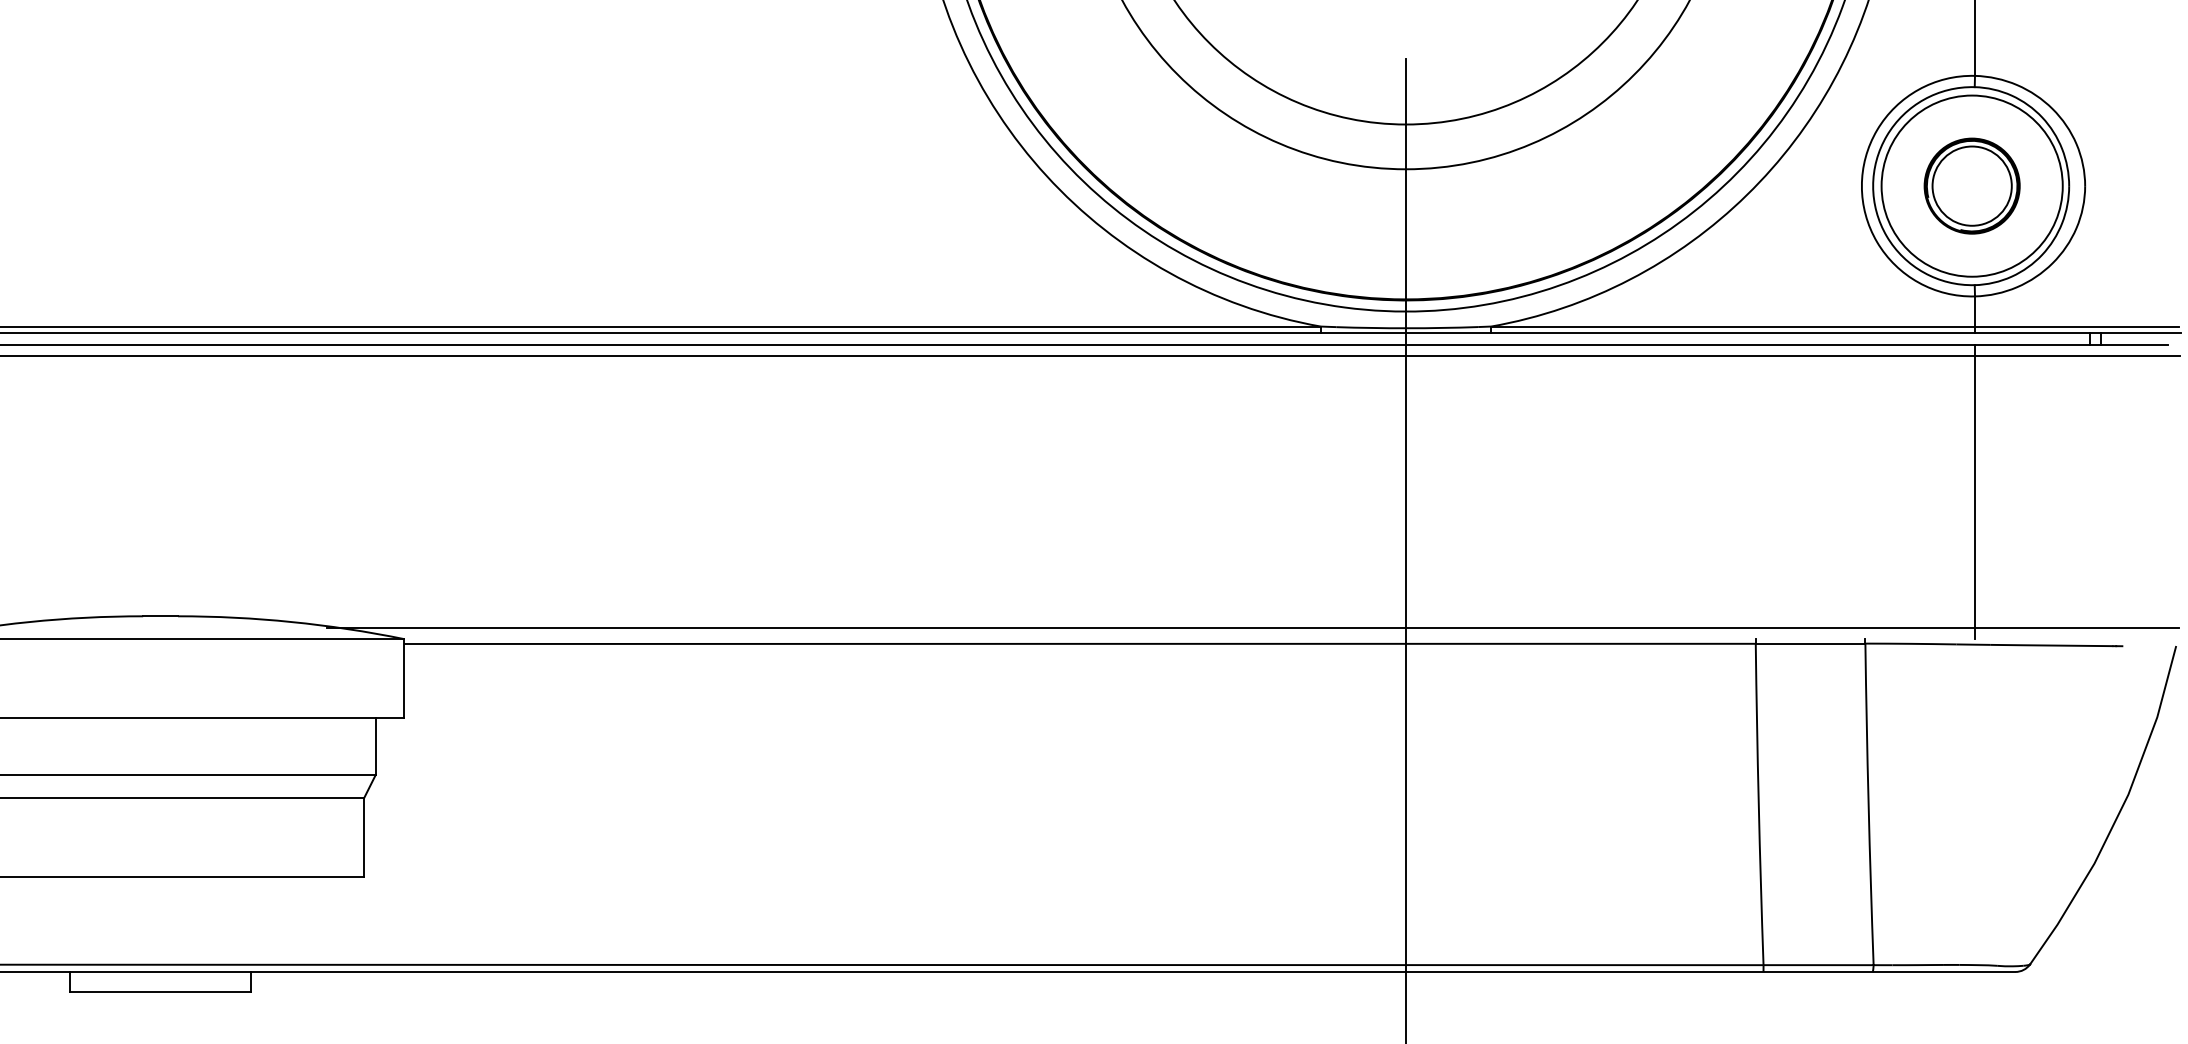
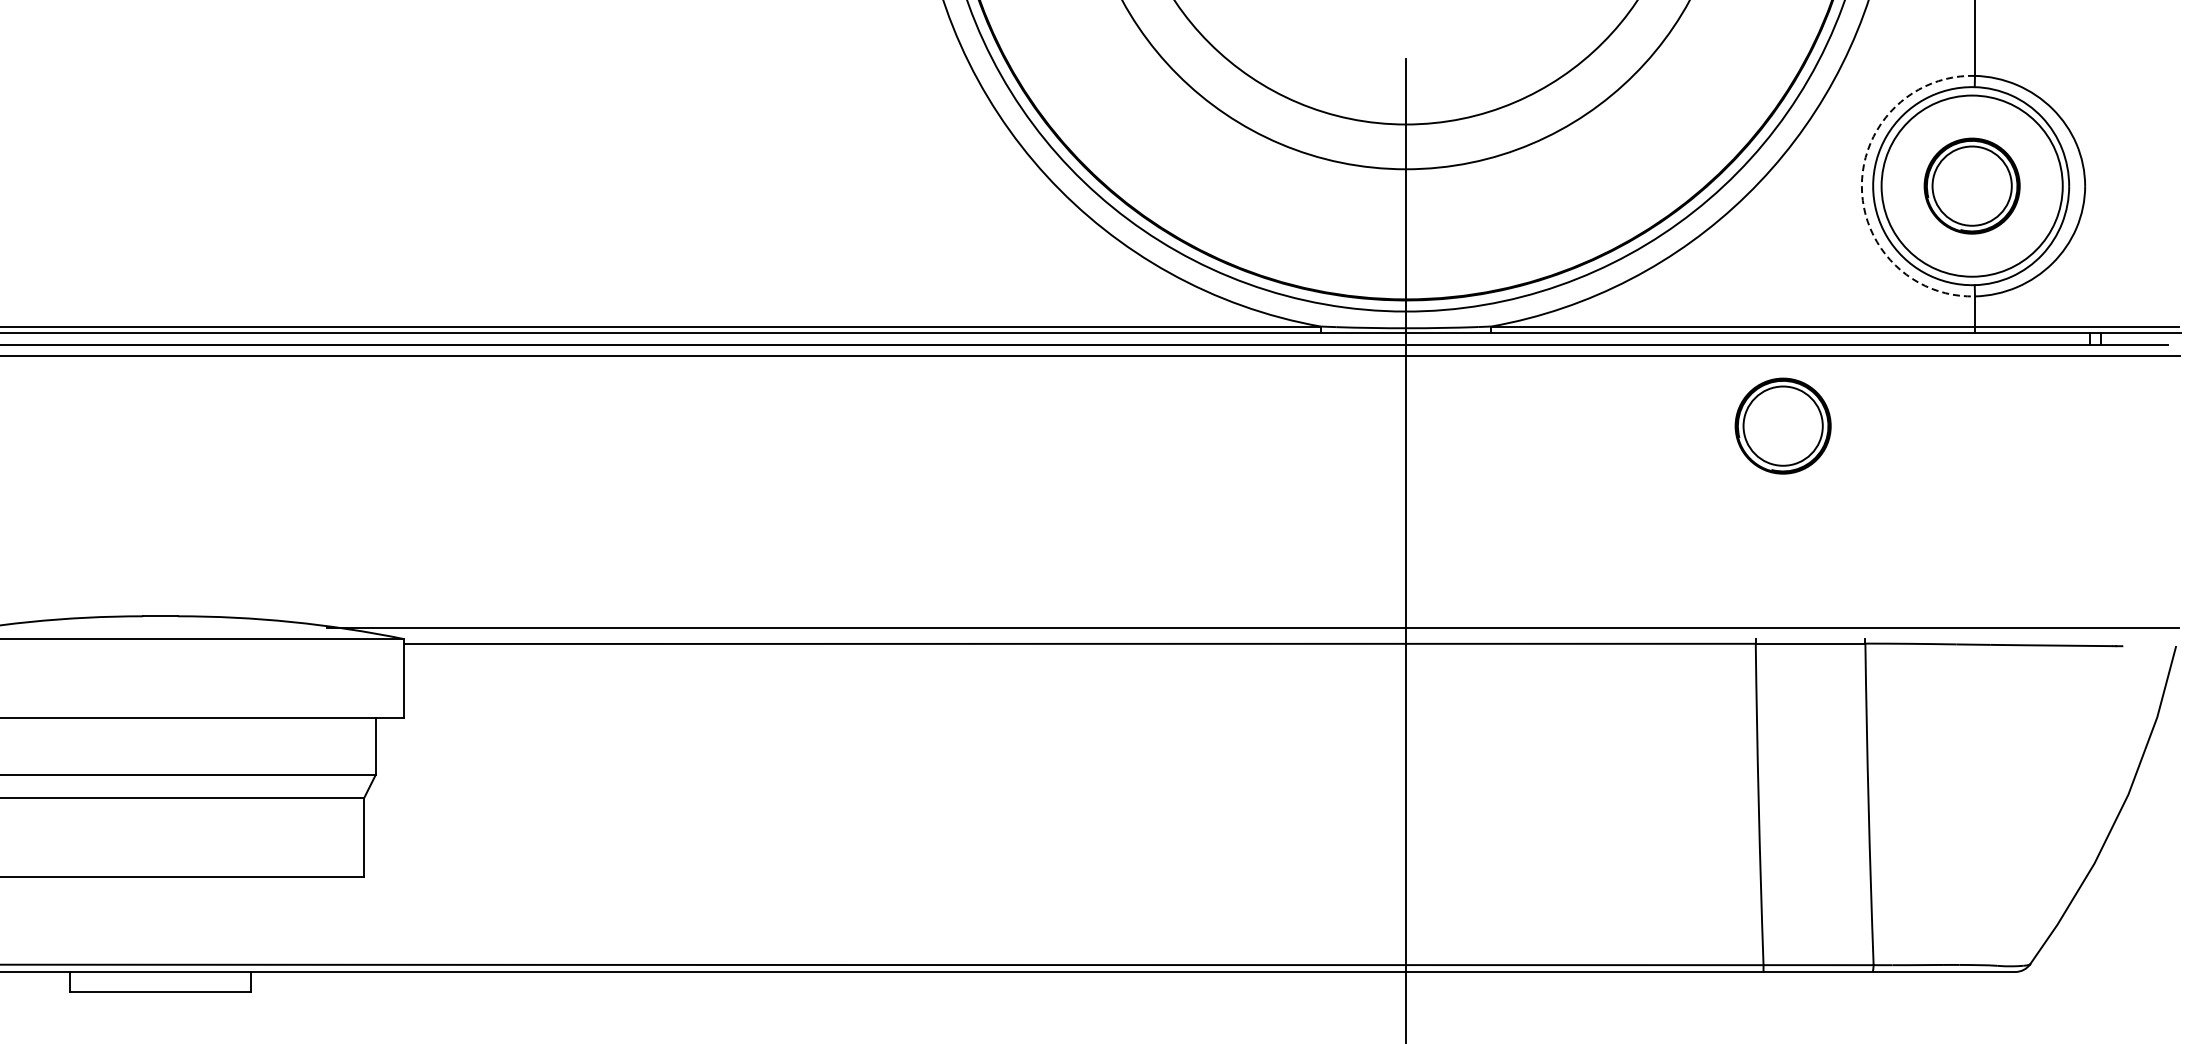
arc: solid -> dashed (1861, 186)
part: none -> present (1782, 425)
line: present -> none (1975, 491)
